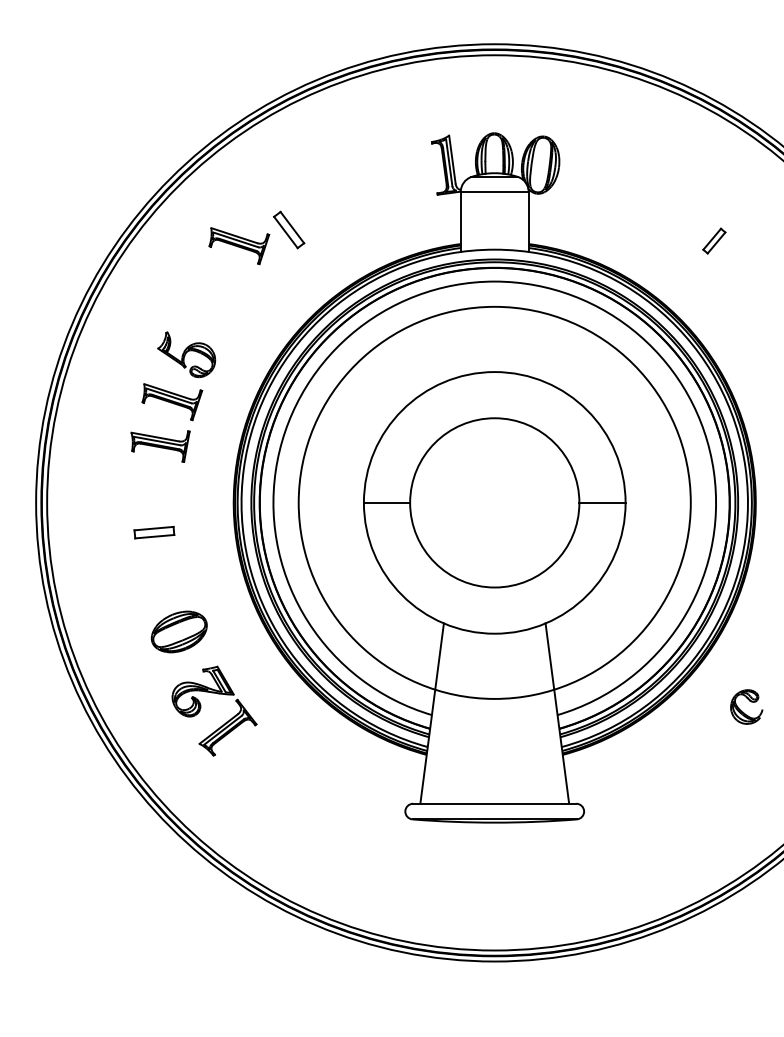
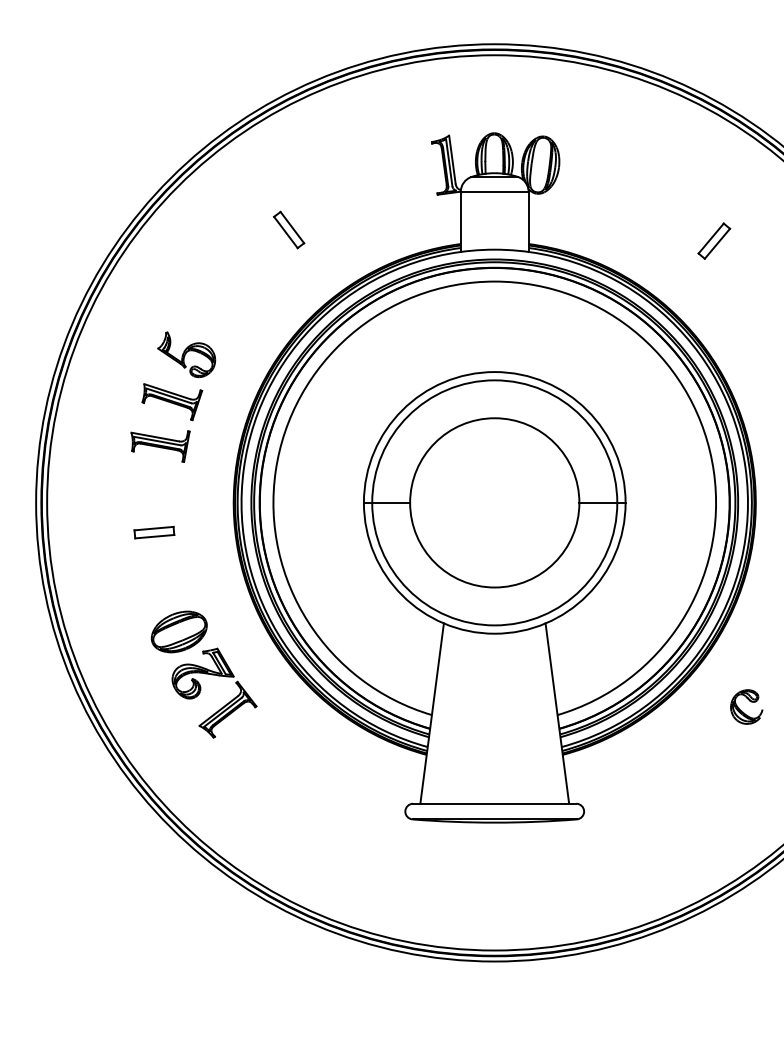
part size: 25x28 px -> 35x38 px (714, 240)
part: present -> none (239, 246)
circle diameter: 392 px -> 245 px (494, 502)
part position: (201, 708) -> (201, 690) (201, 690)
